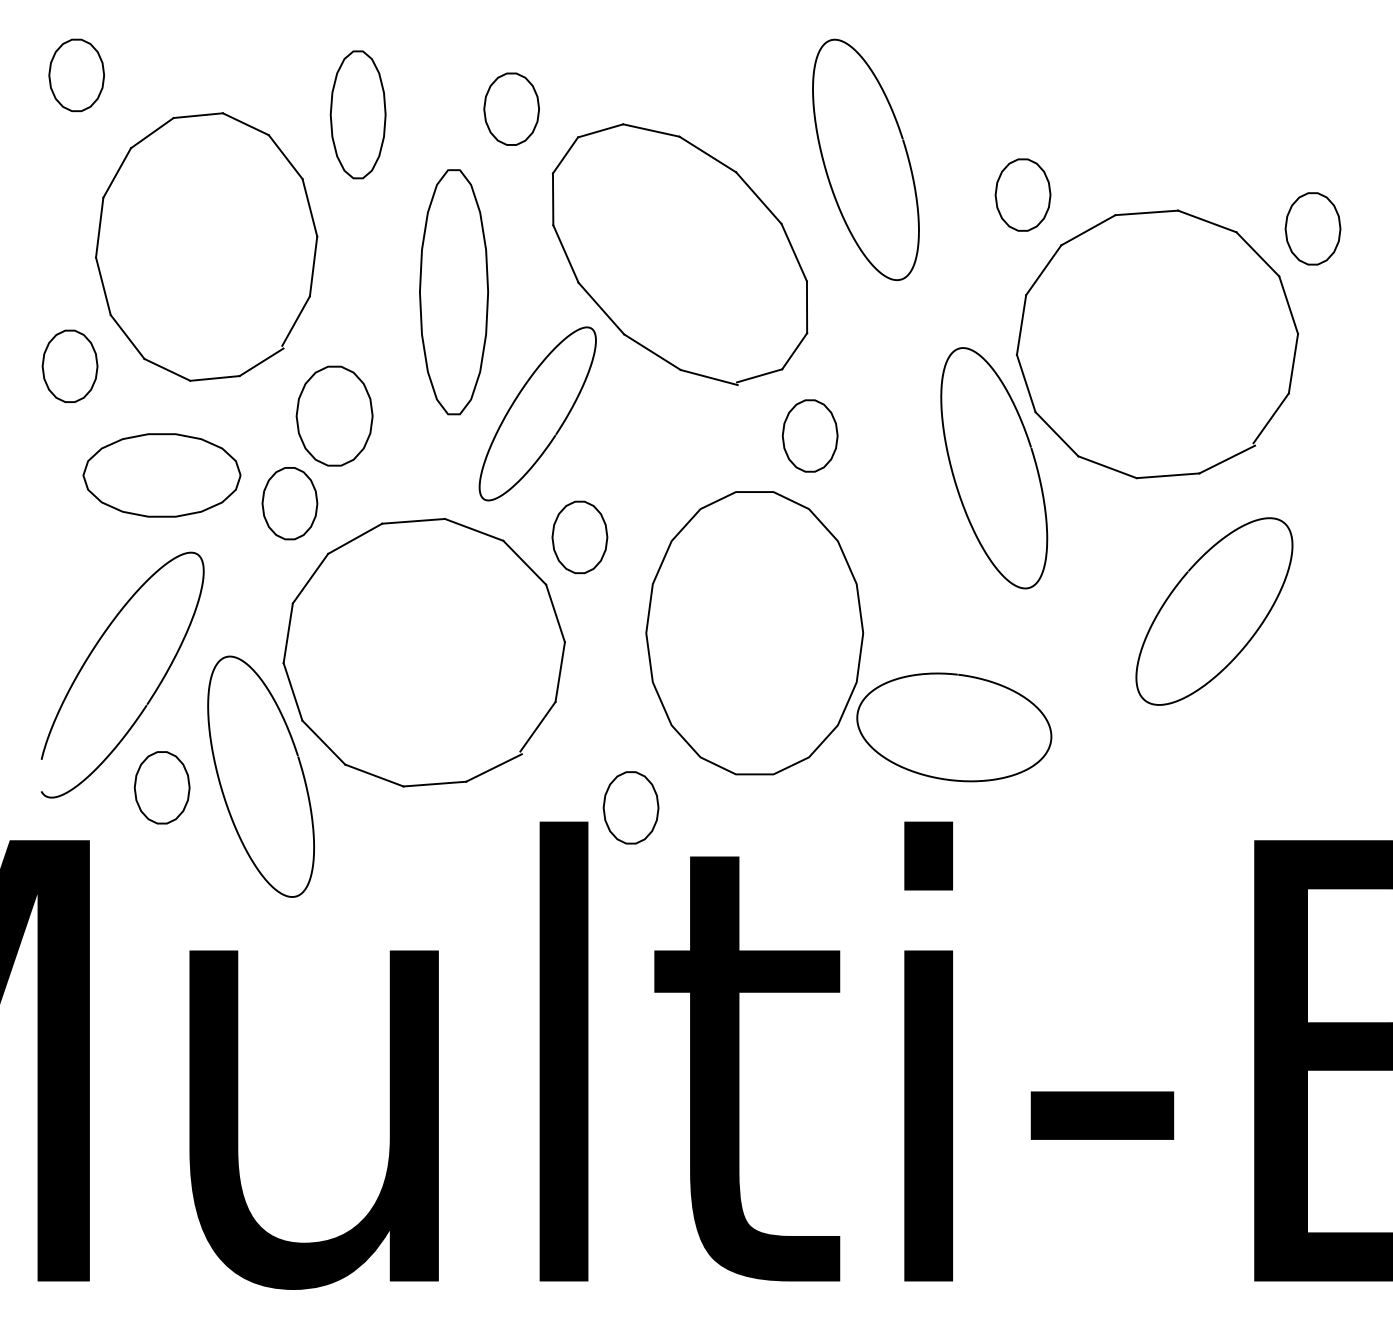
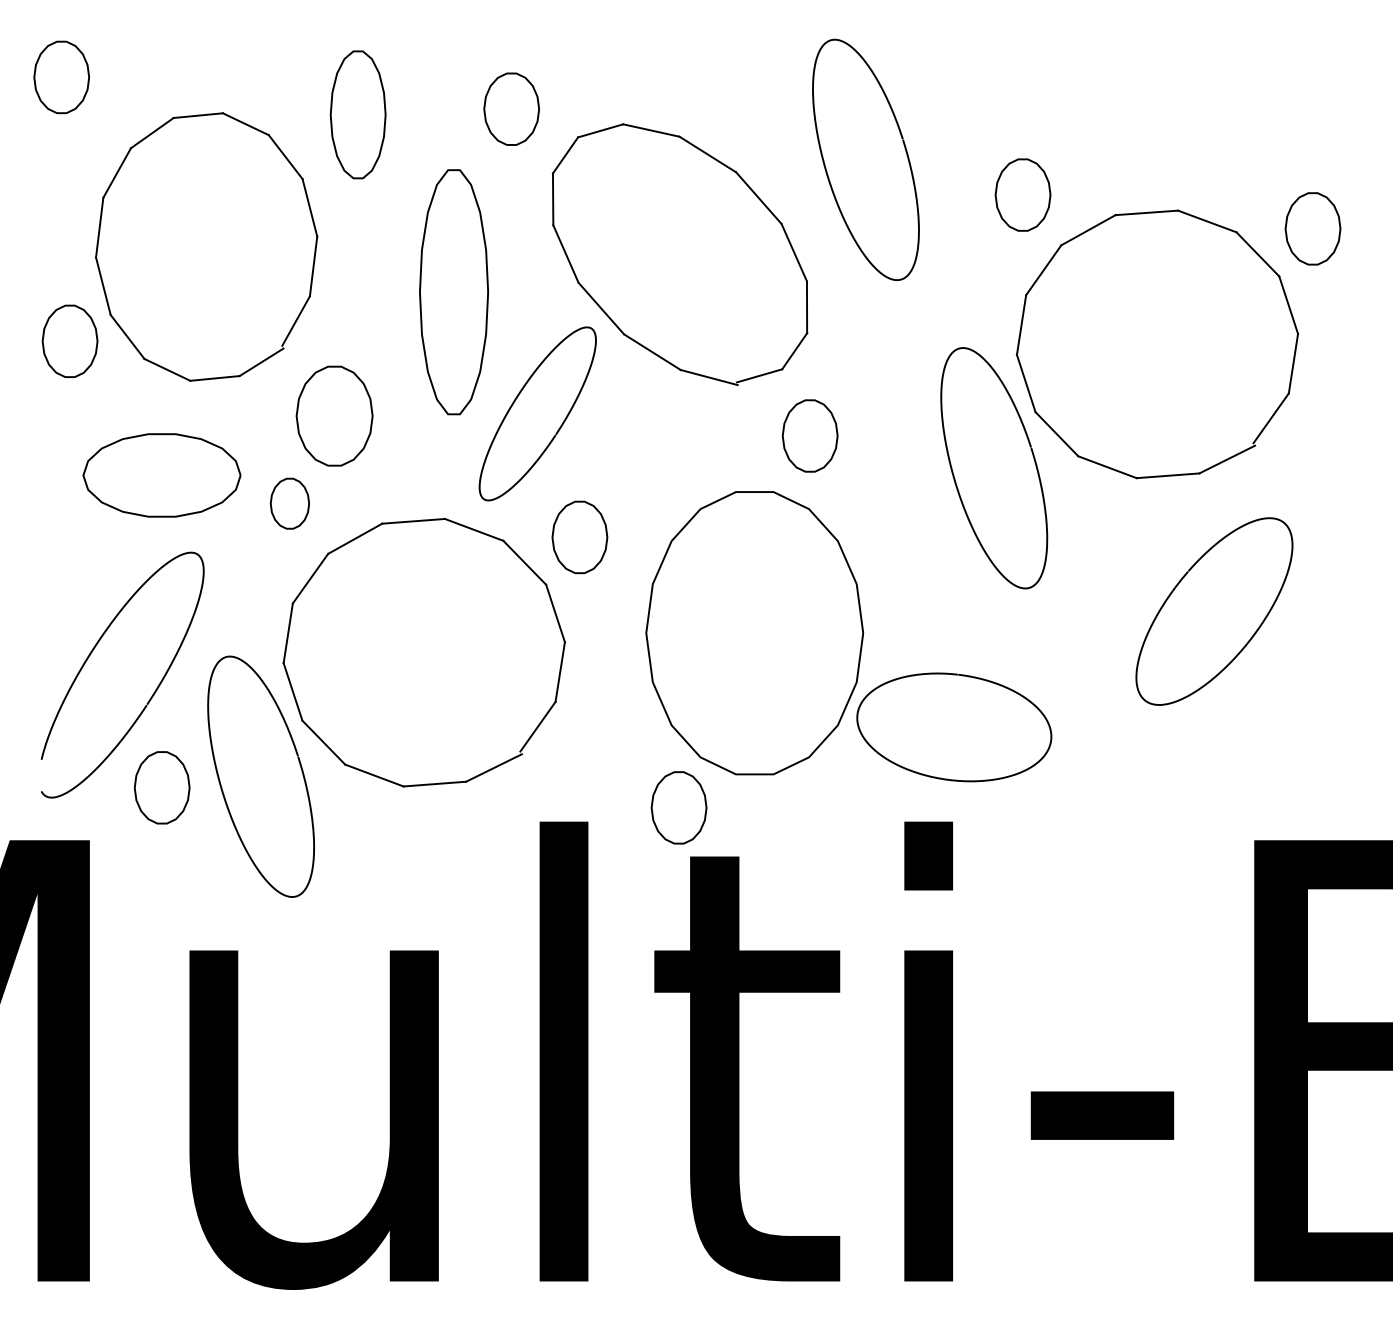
part position: (76, 75) -> (61, 77) (61, 77)
part position: (69, 365) -> (69, 340) (69, 340)
part size: 58x74 px -> 41x53 px (289, 503)
part position: (630, 807) -> (678, 807) (678, 807)
